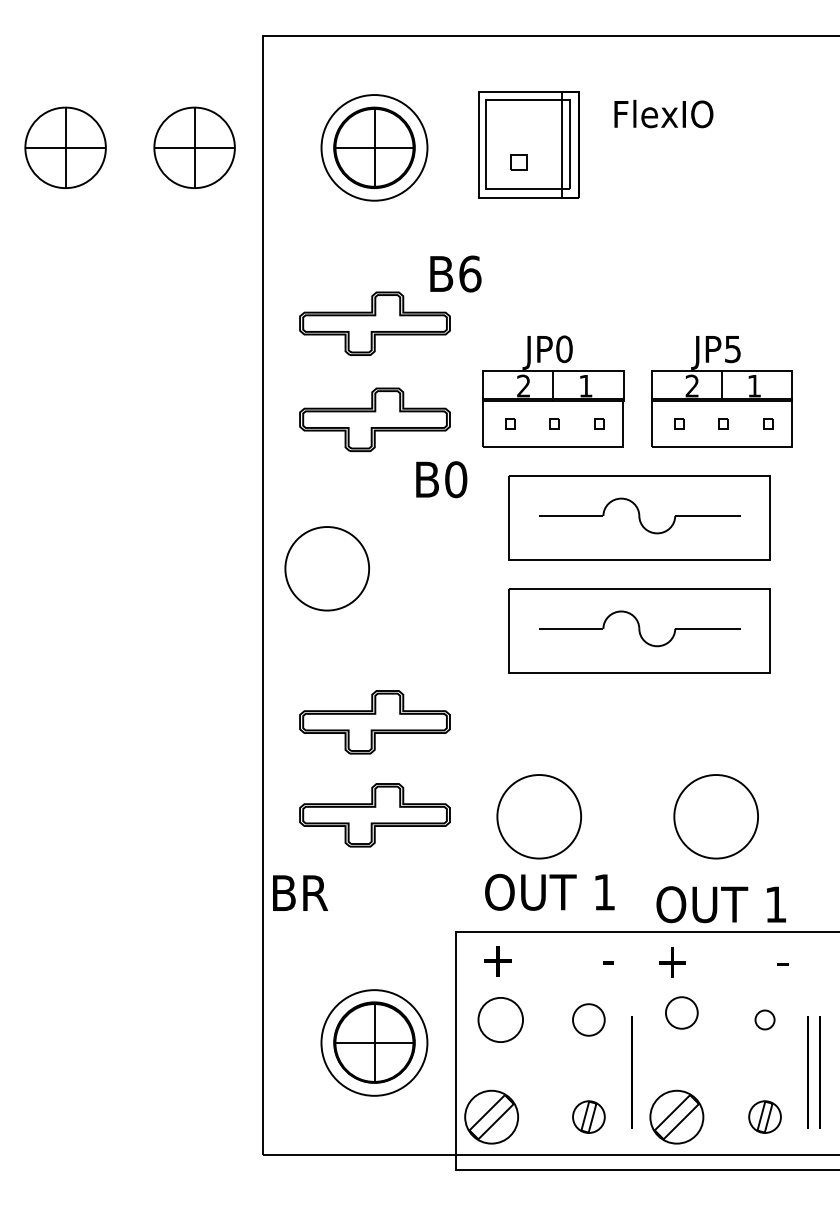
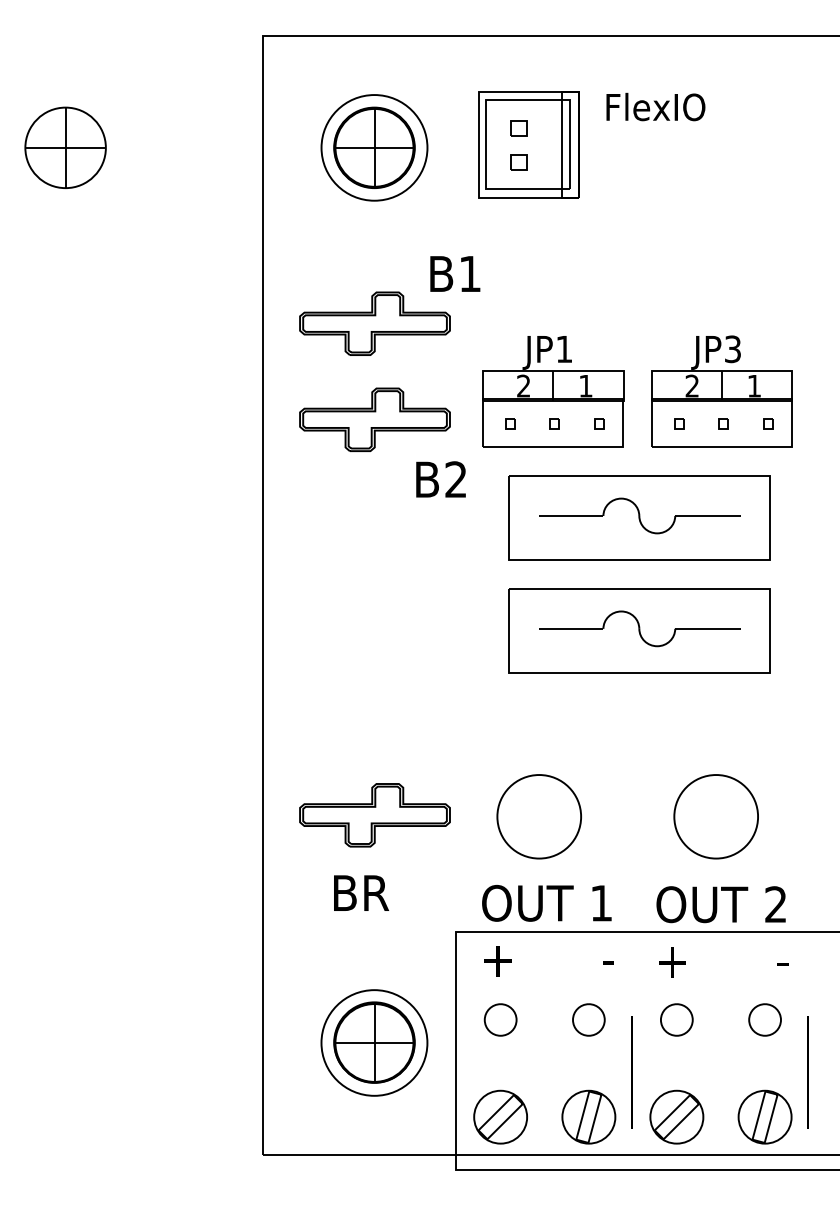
text position: (663, 113) -> (655, 106) (655, 106)
part: none -> present (518, 128)
part: present -> none (194, 147)
text: B6 -> B1 (470, 273)
text: JP5 -> JP3 (732, 348)
text: JP0 -> JP1 (564, 349)
text: B0 -> B2 (456, 479)
part: present -> none (326, 568)
part: present -> none (374, 722)
text position: (300, 892) -> (361, 892) (361, 892)
text position: (549, 892) -> (546, 903) (546, 903)
text: 1 -> 2 (775, 904)
part position: (681, 1012) -> (676, 1019) (676, 1019)
part size: 47x46 px -> 35x34 px (500, 1019)
part size: 22x22 px -> 34x34 px (764, 1019)
line: present -> none (819, 1072)
part position: (491, 1116) -> (500, 1116) (500, 1116)
part size: 34x34 px -> 56x56 px (588, 1116)
part size: 34x34 px -> 56x56 px (764, 1116)
